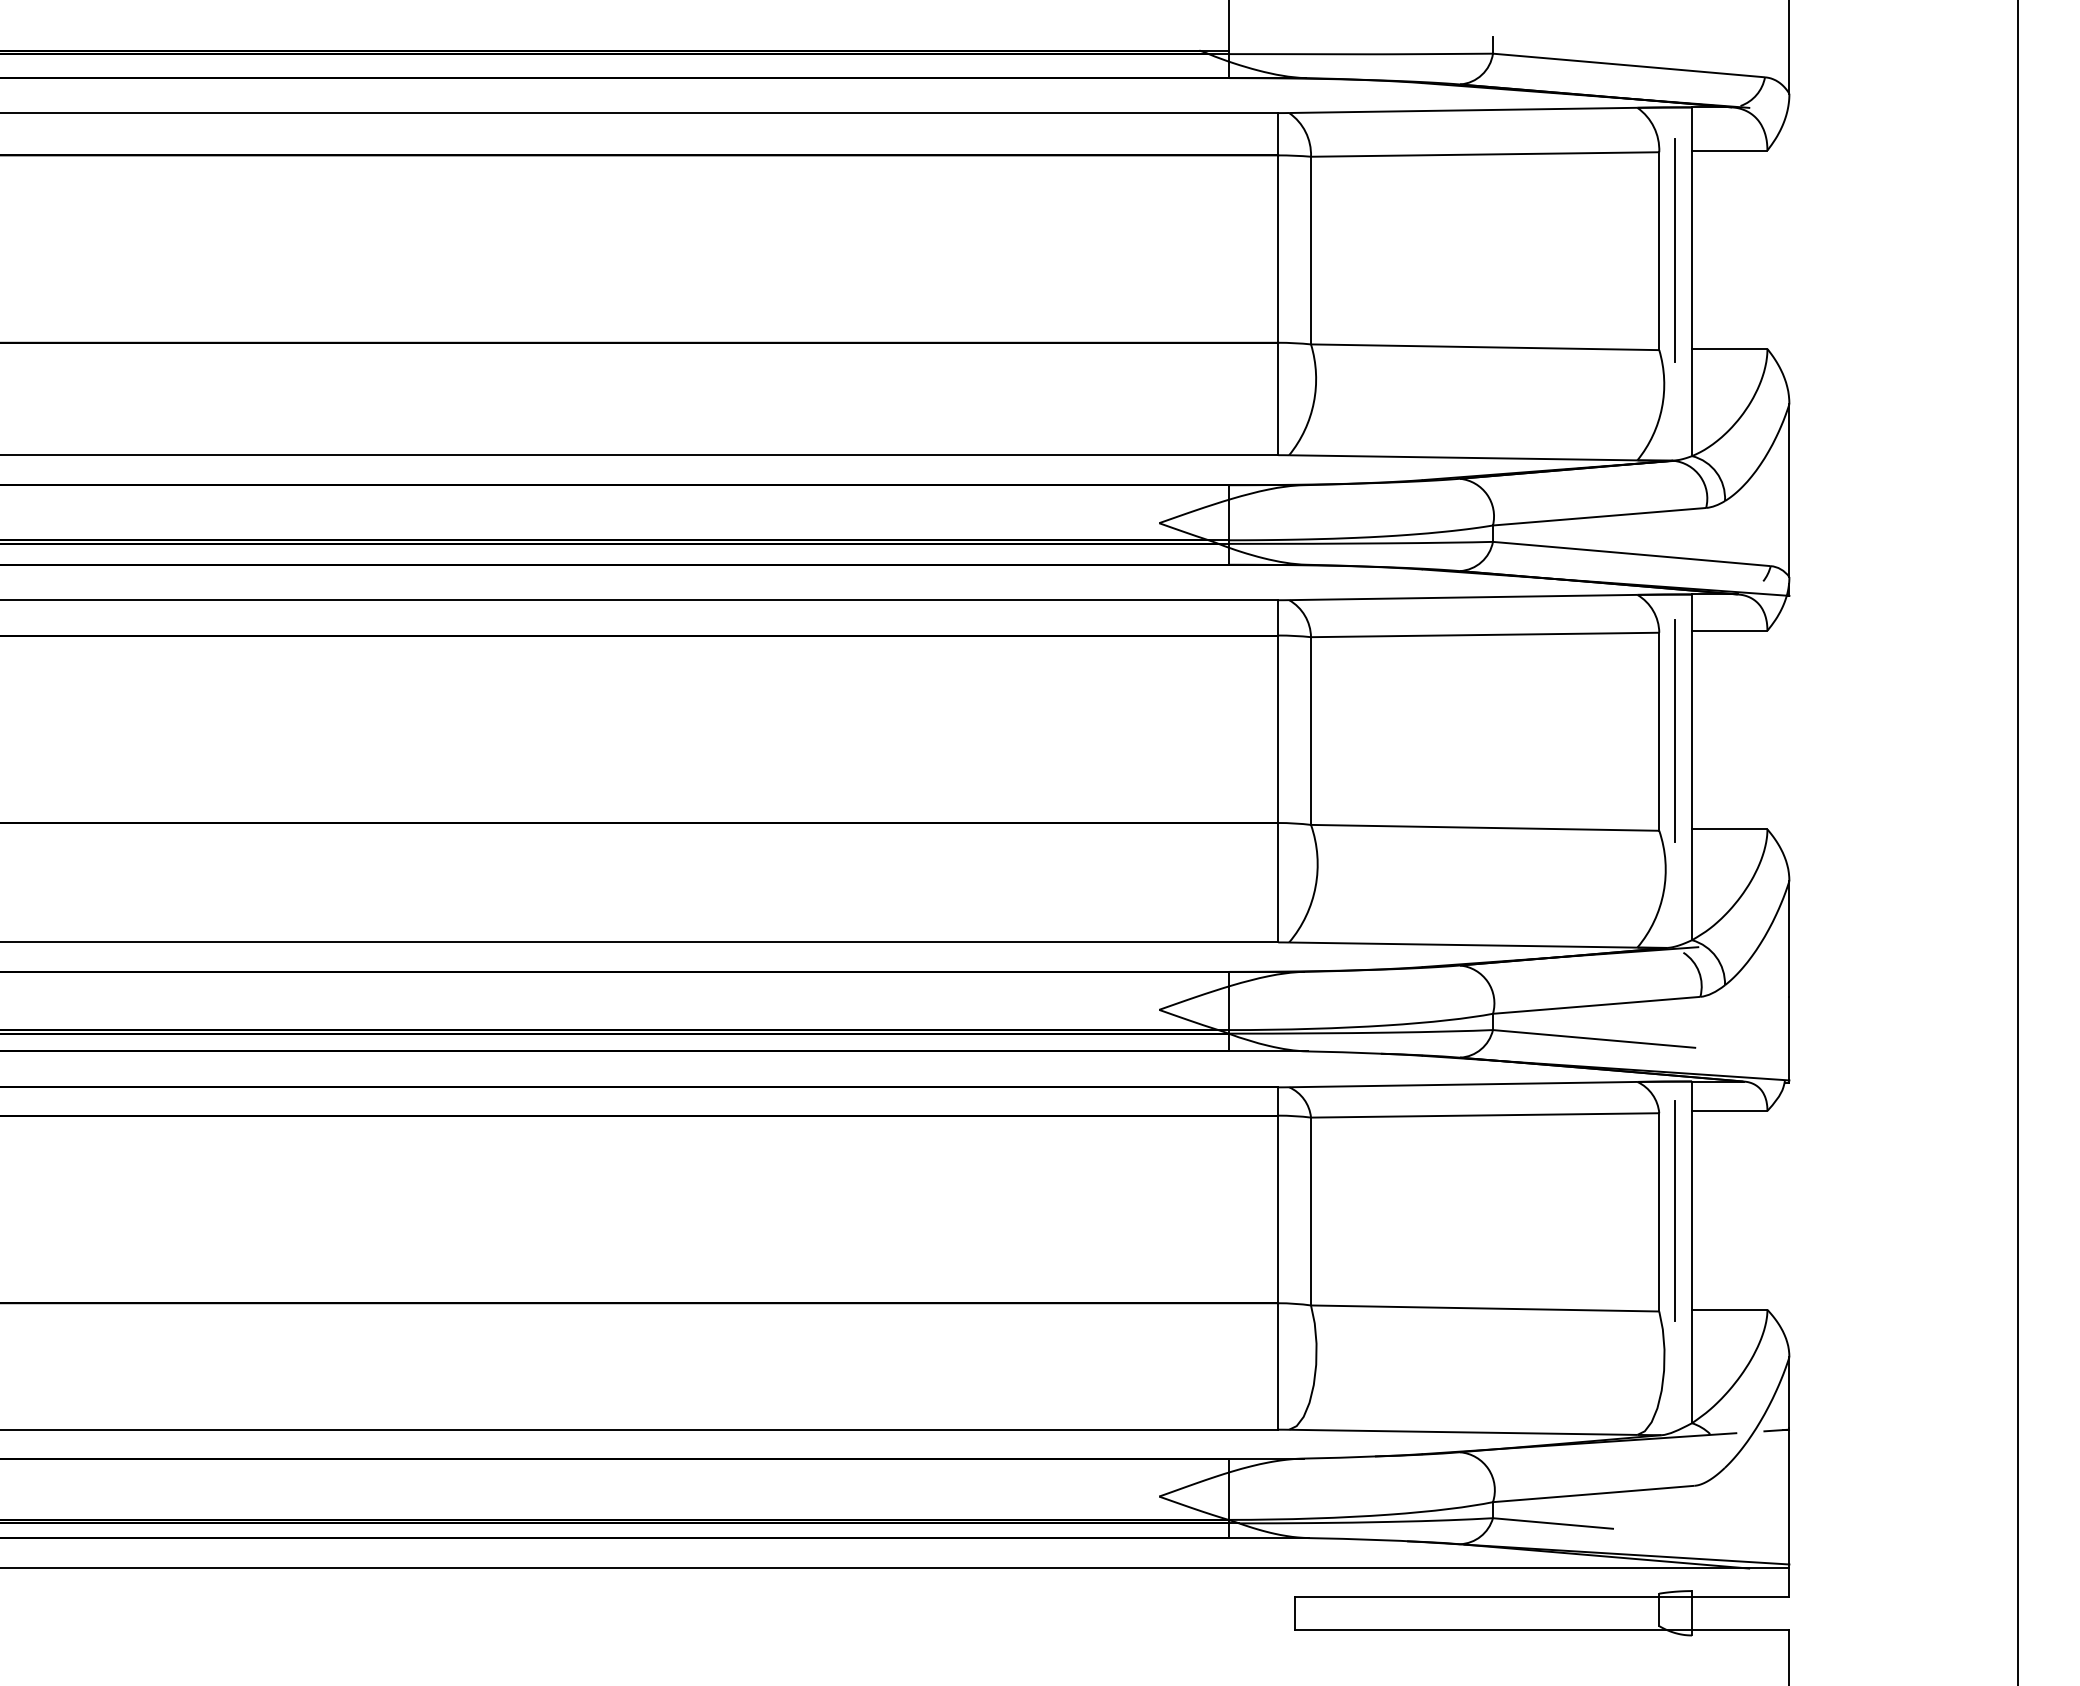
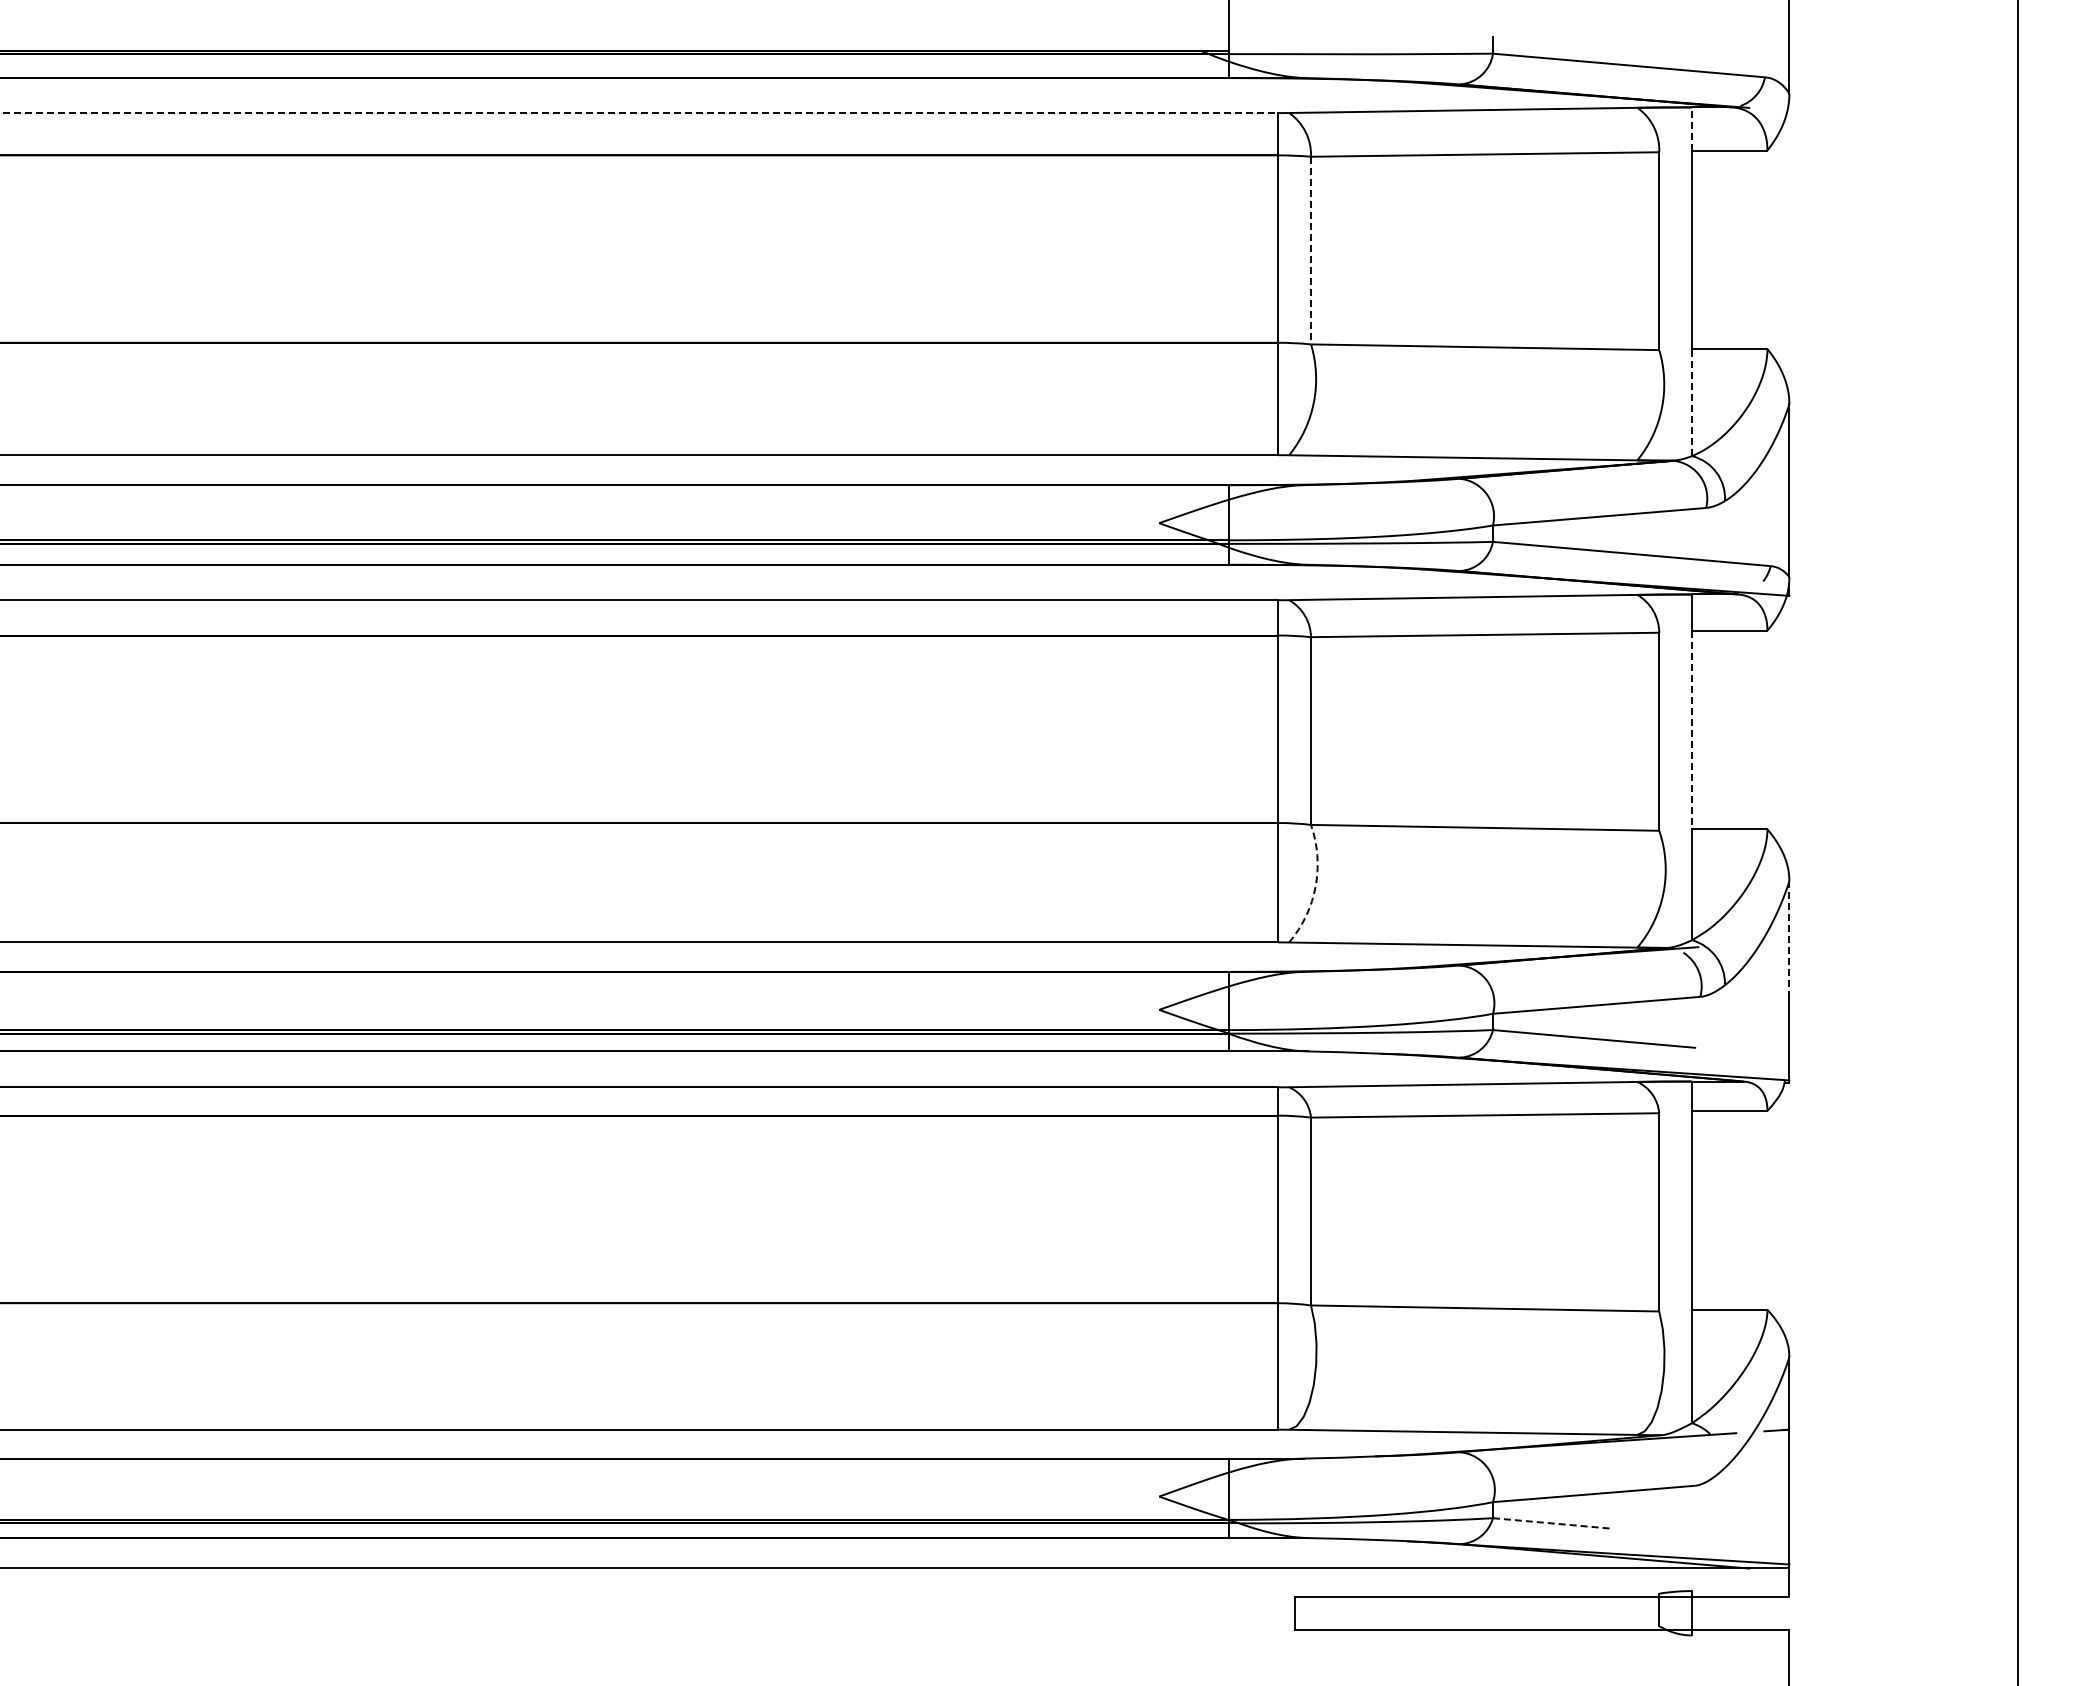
line: solid -> dashed (639, 113)
line: solid -> dashed (1692, 128)
line: solid -> dashed (1311, 250)
line: present -> none (1675, 250)
line: solid -> dashed (1692, 402)
line: present -> none (1675, 730)
line: solid -> dashed (1692, 730)
arc: solid -> dashed (1315, 886)
line: solid -> dashed (1789, 939)
line: present -> none (1675, 1211)
line: solid -> dashed (1553, 1523)
